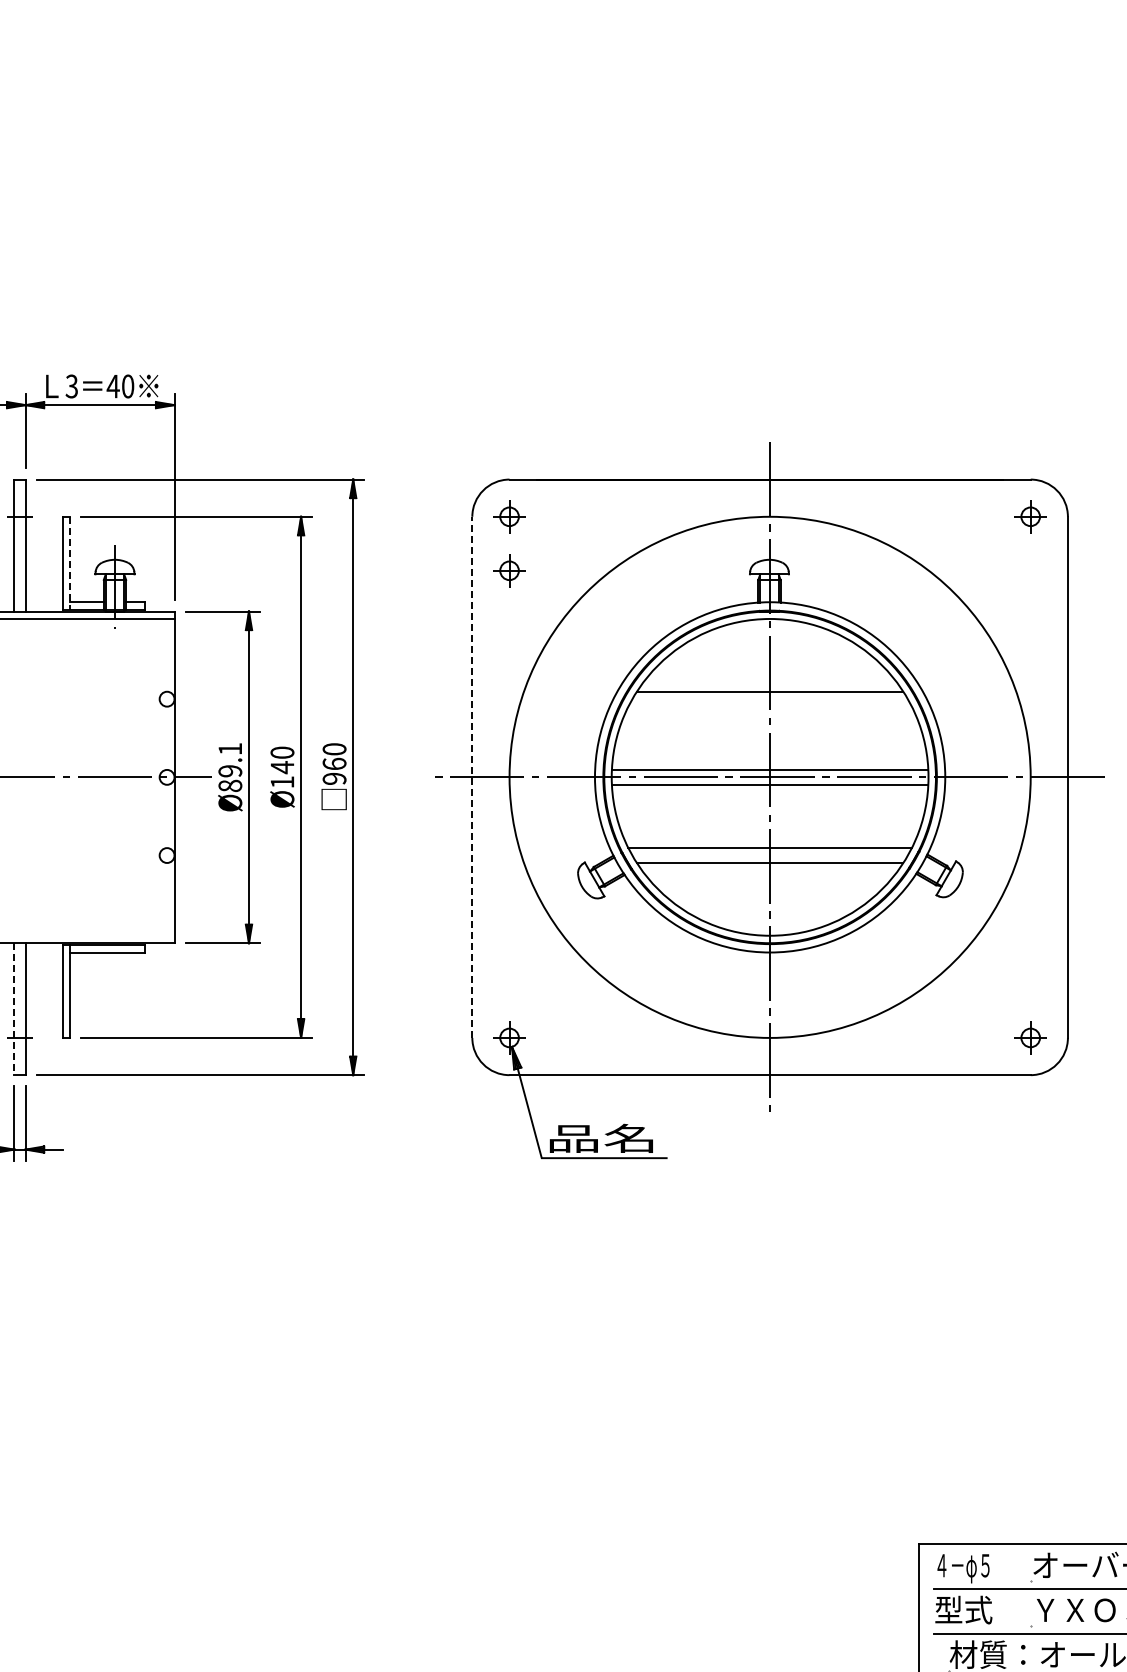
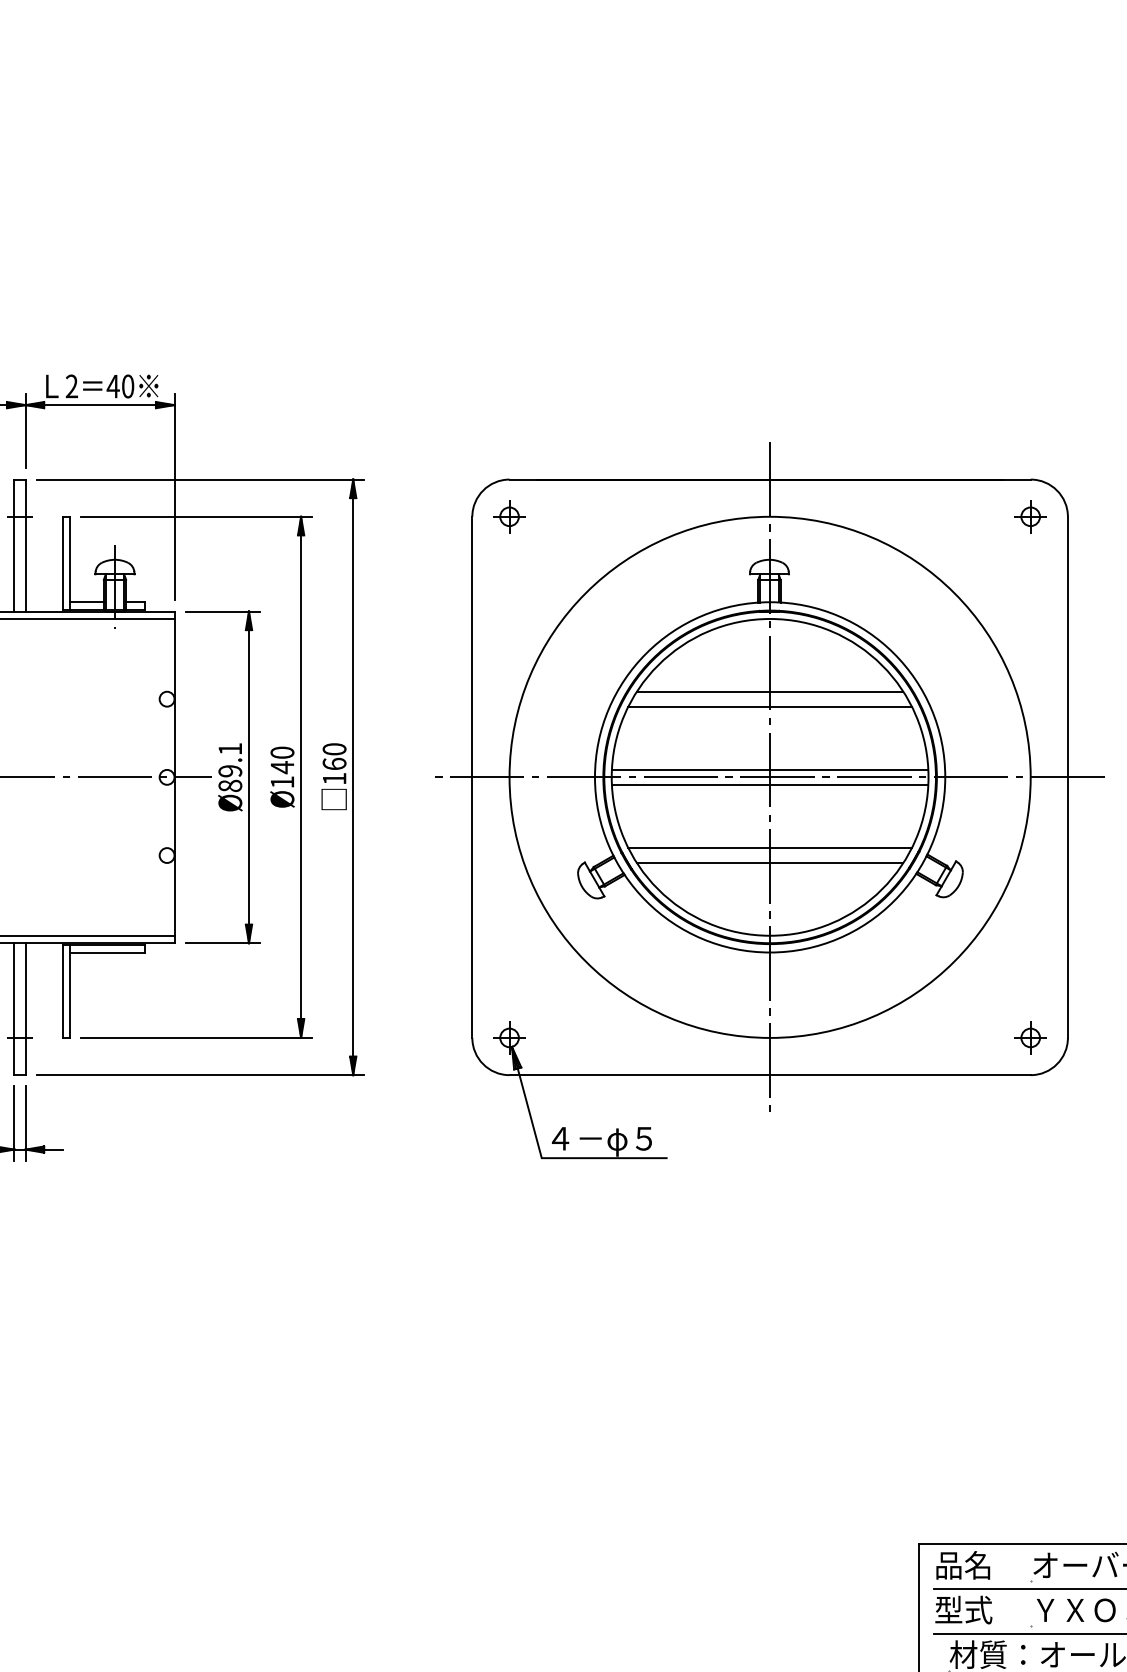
text: 3 -> 2 (71, 386)
line: dashed -> solid (70, 563)
part: present -> none (509, 570)
line: none -> present (769, 706)
line: dashed -> solid (472, 777)
text: 960 -> 160 (334, 778)
line: none -> present (88, 935)
line: dashed -> solid (14, 1009)
text: 品名 -> ４－φ５ (600, 1139)
text: ４－φ５ -> 品名 (963, 1567)
